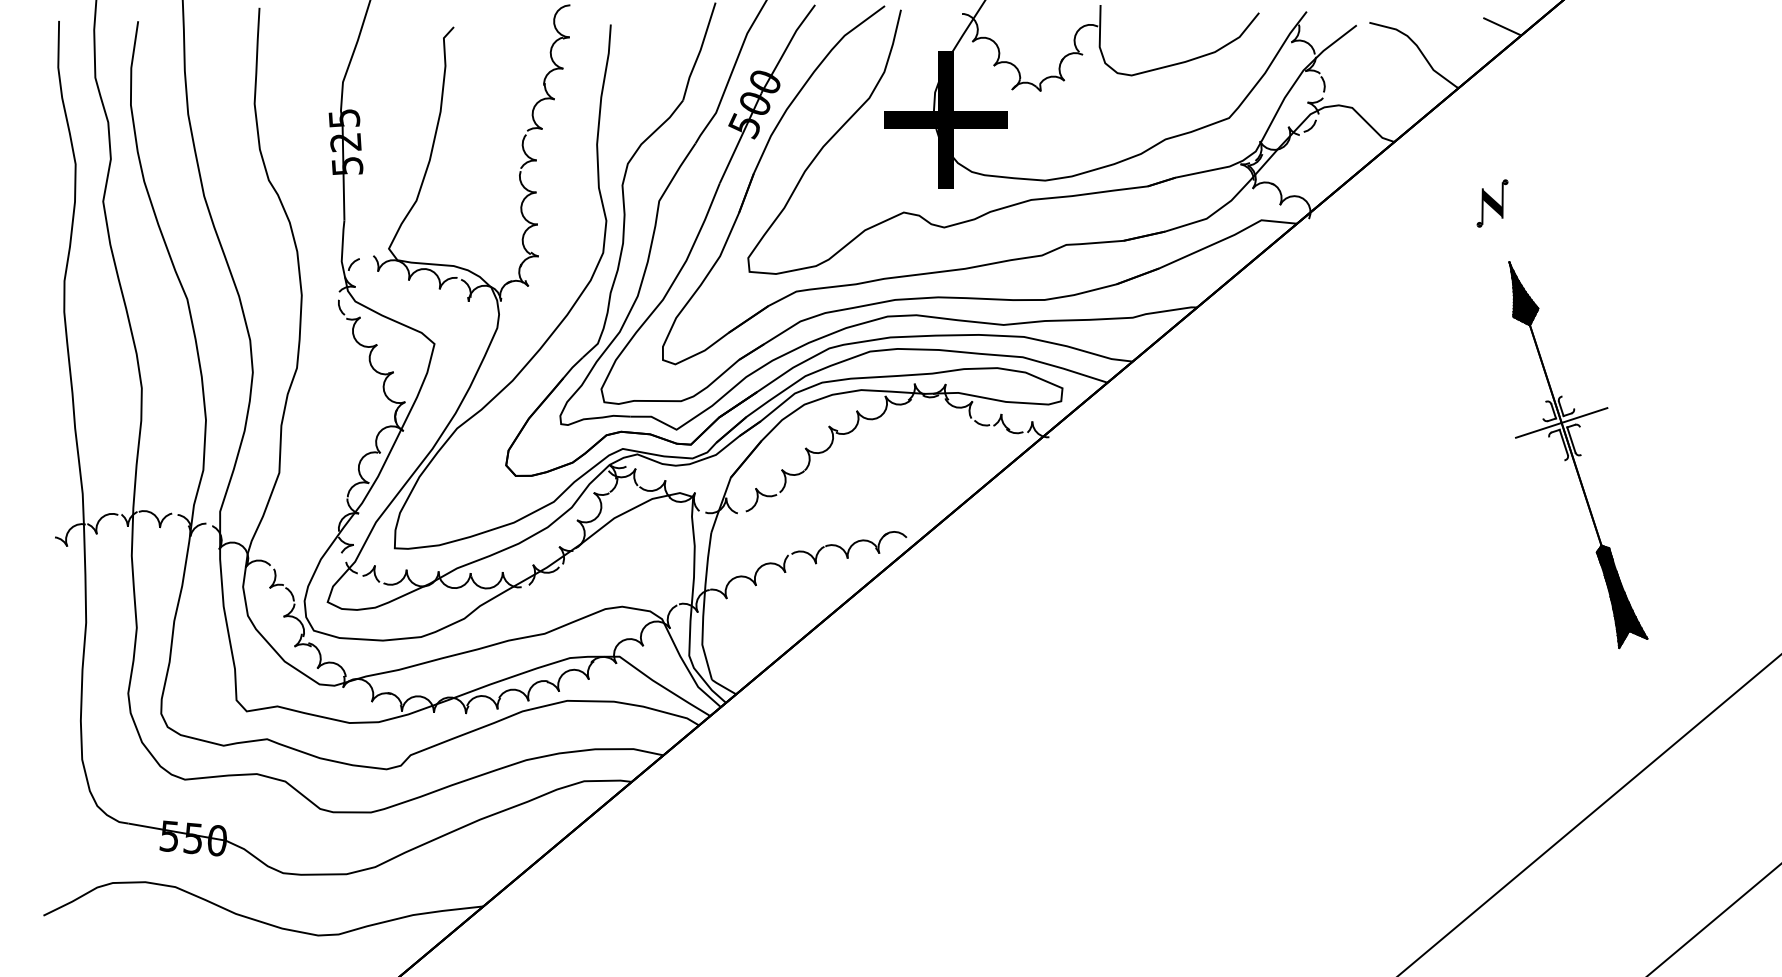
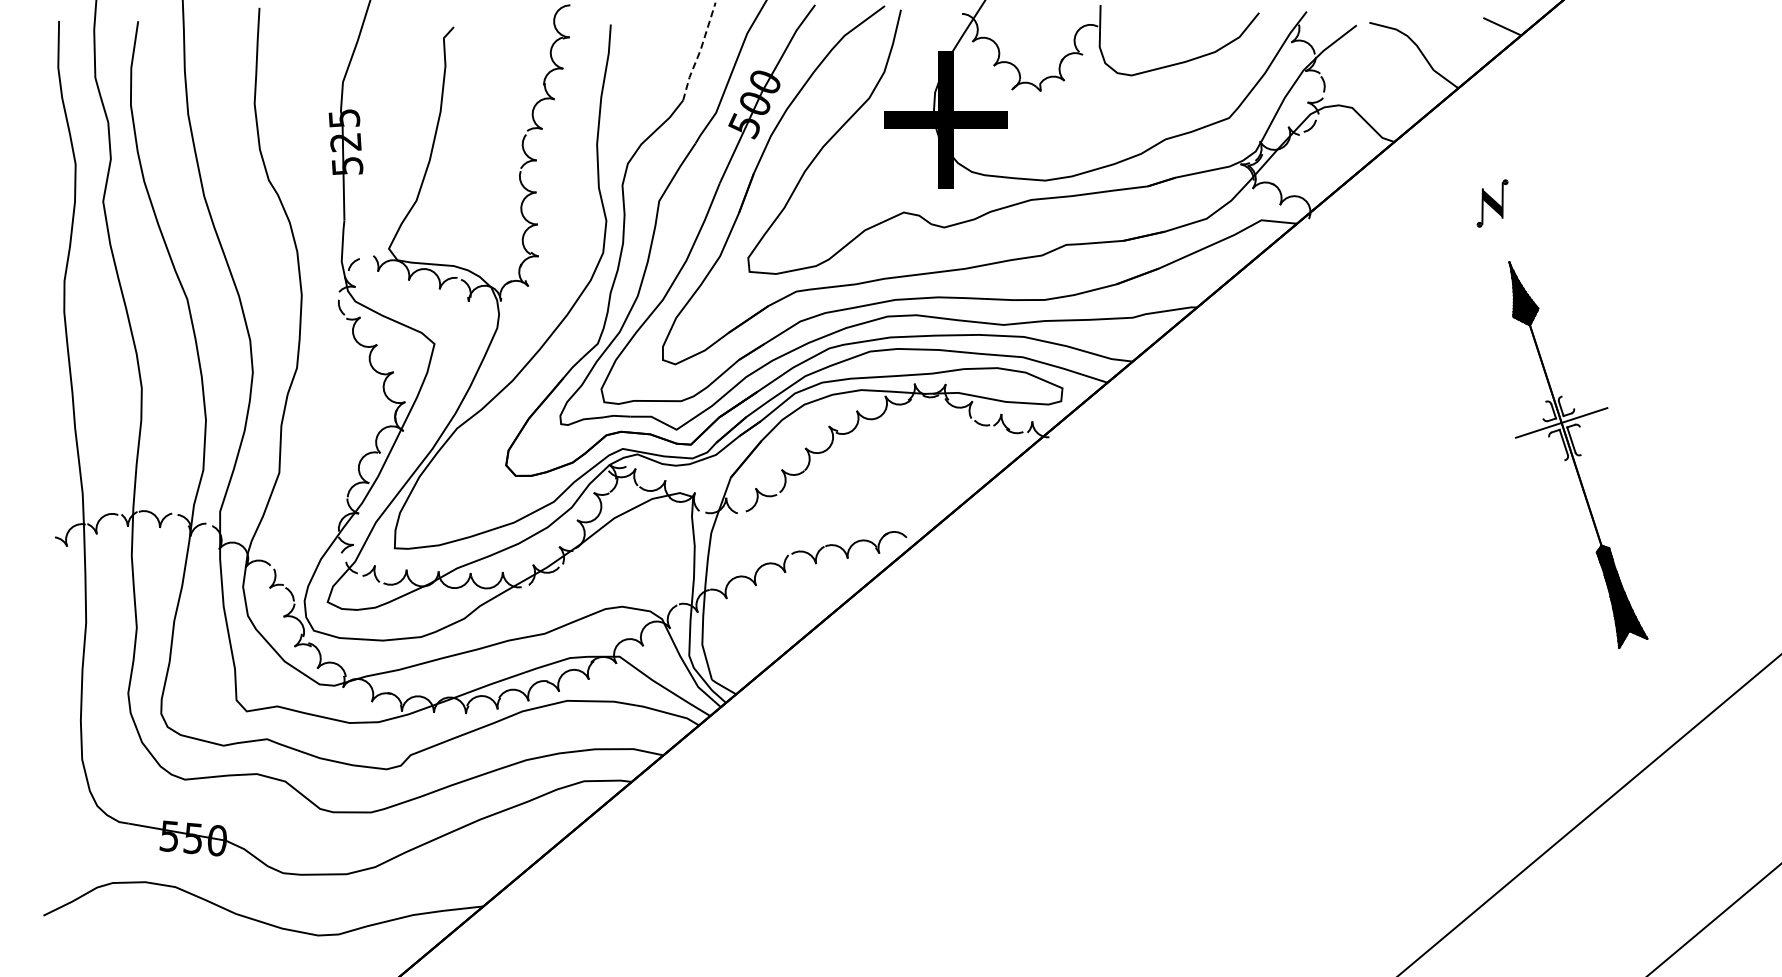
line: solid -> dashed (699, 52)
